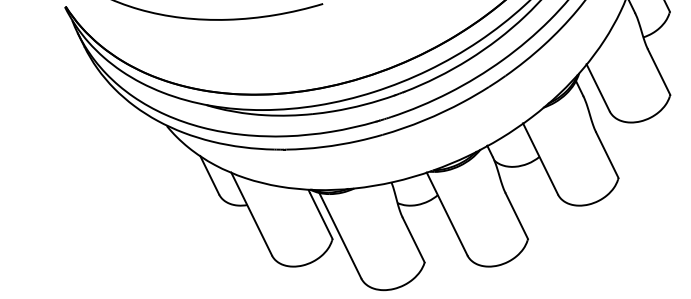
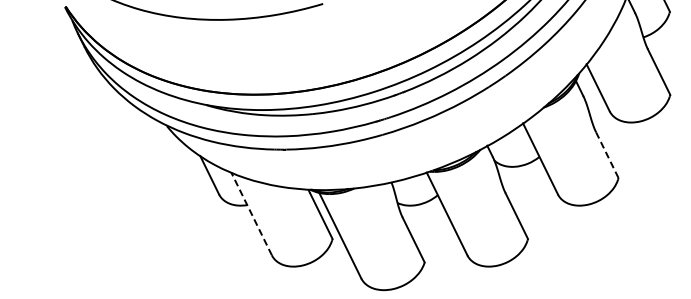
line: solid -> dashed (607, 154)
line: solid -> dashed (251, 213)
